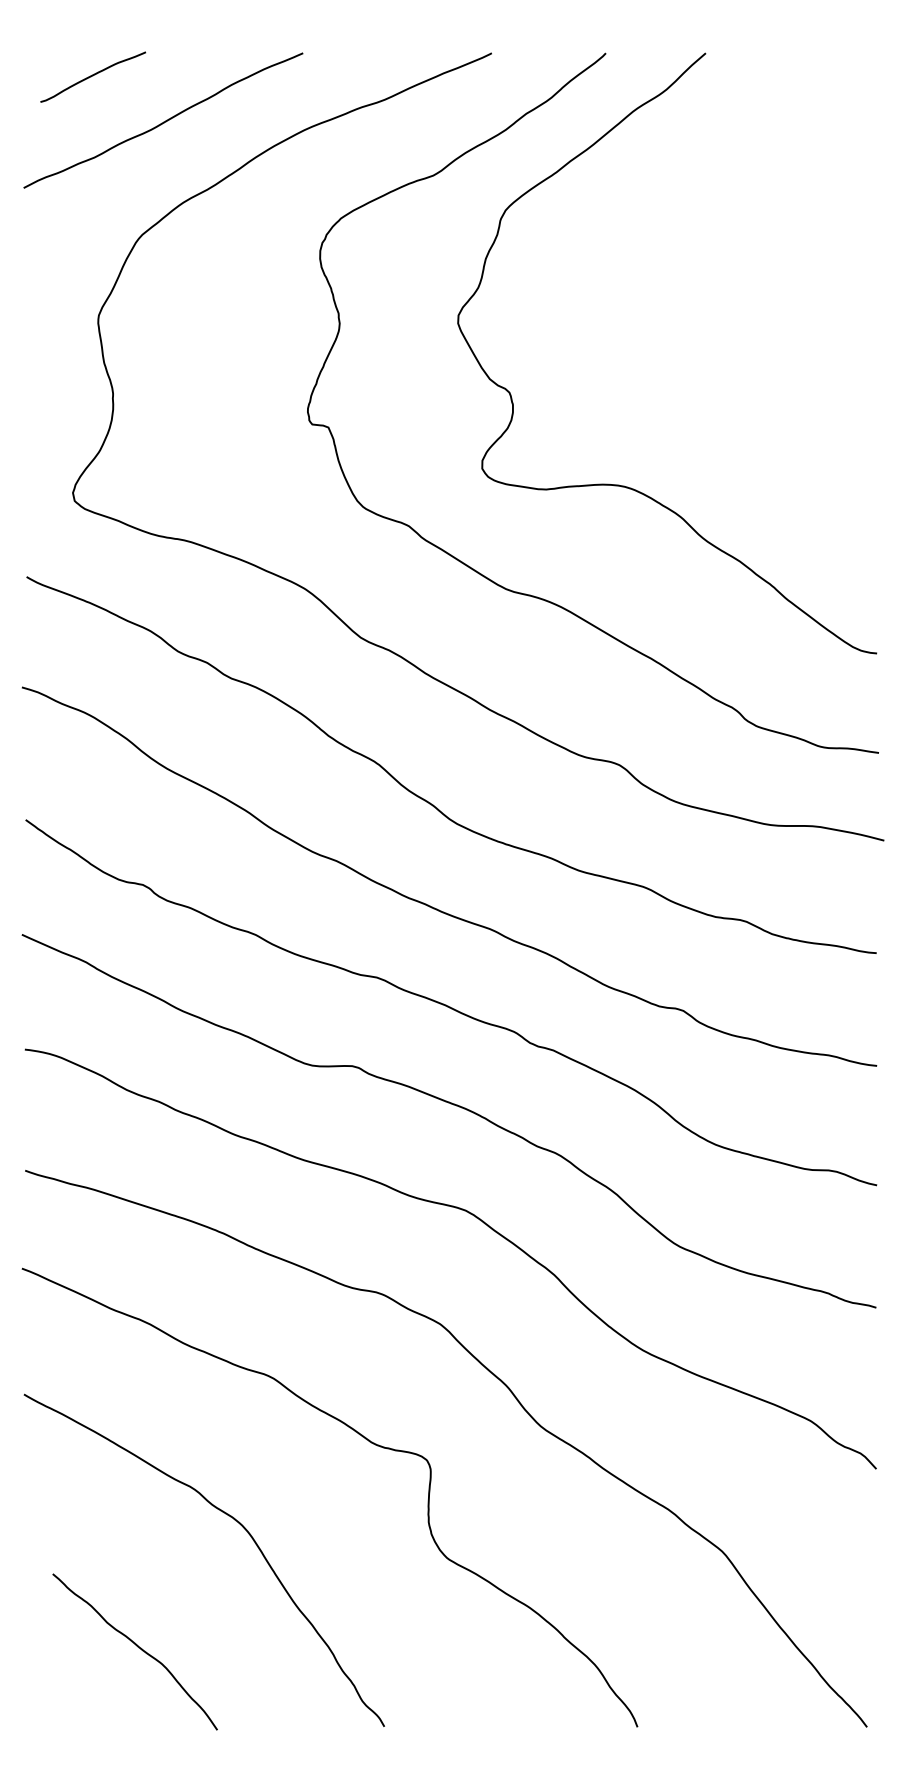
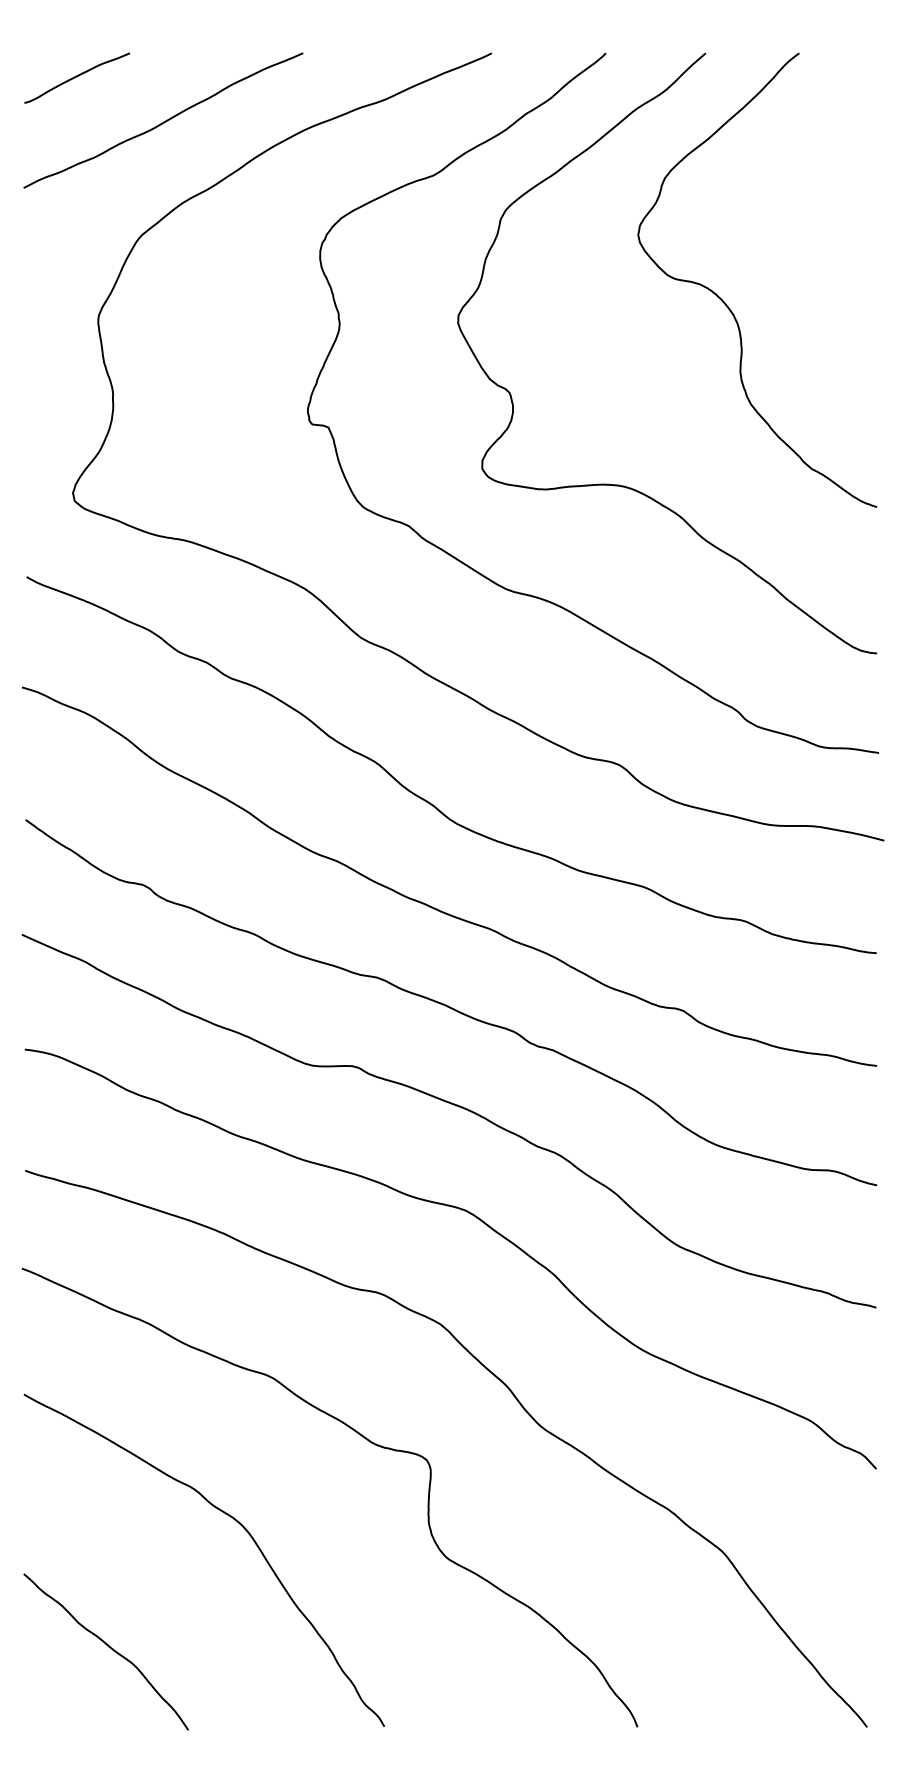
curve position: (93, 76) -> (77, 77) (77, 77)
curve: none -> present (726, 303)
curve position: (137, 1647) -> (108, 1647) (108, 1647)
